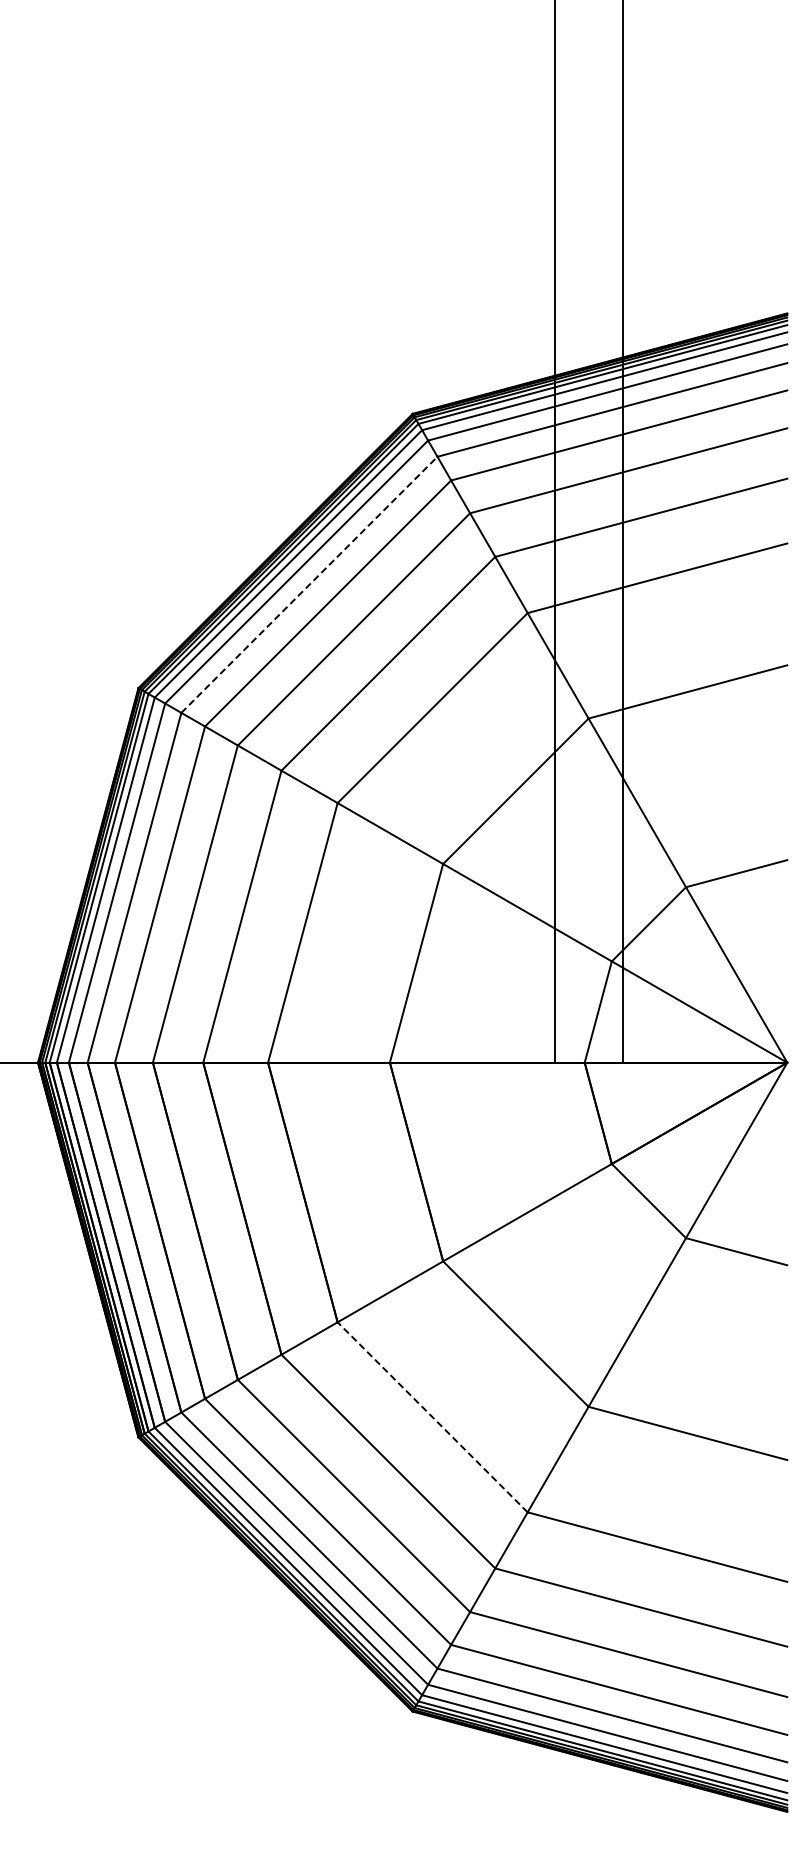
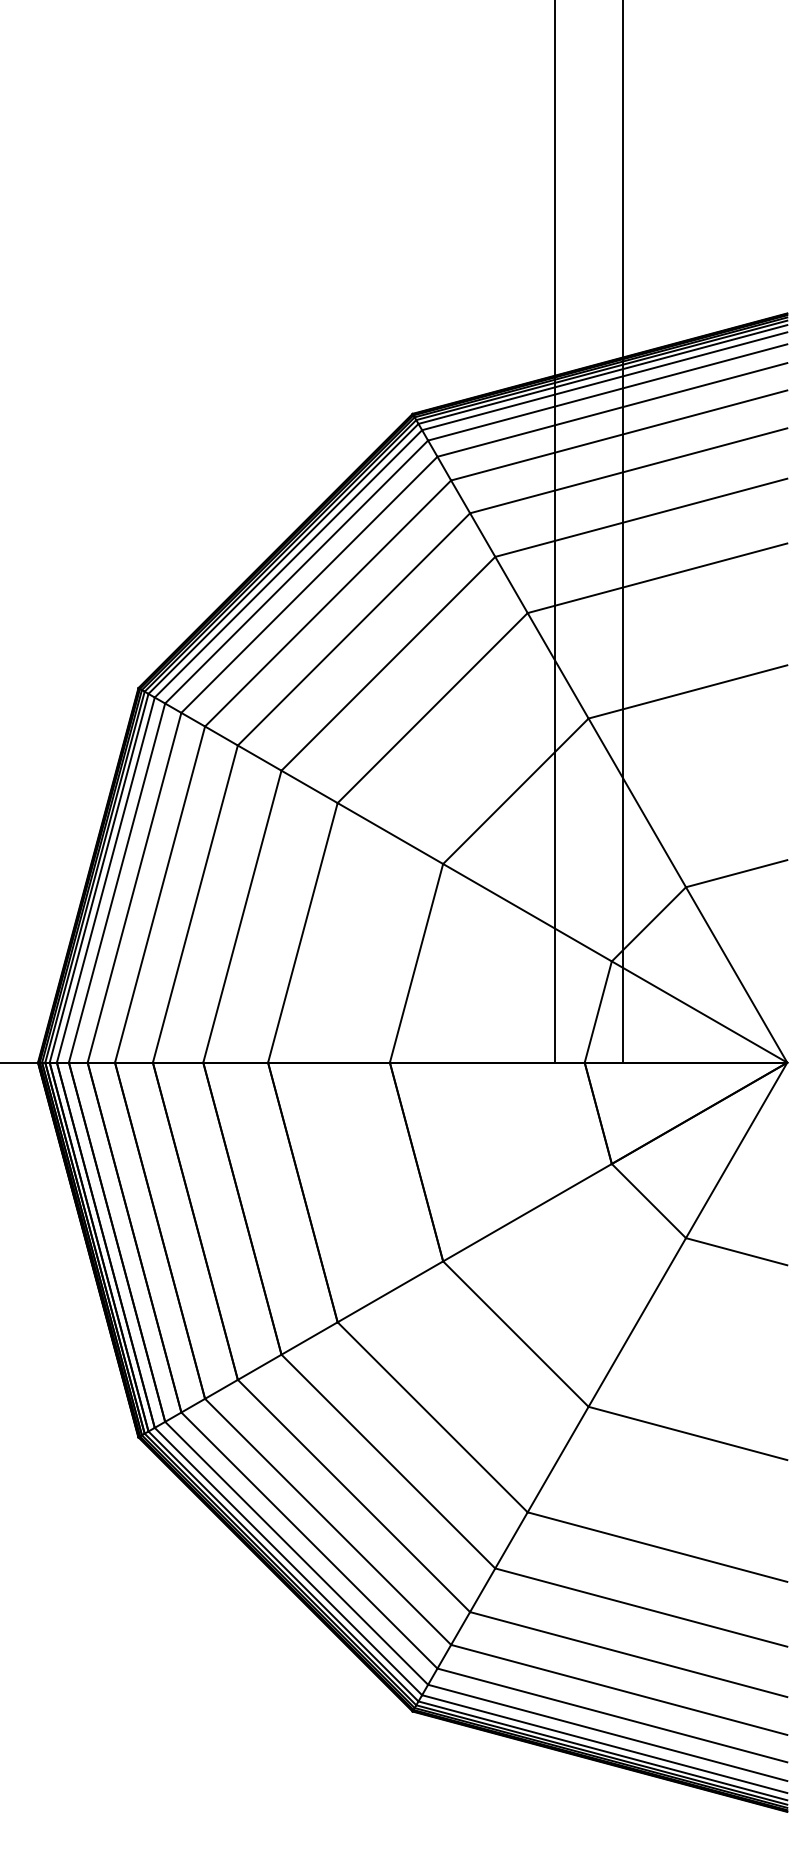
line: dashed -> solid (309, 584)
line: dashed -> solid (432, 1416)
